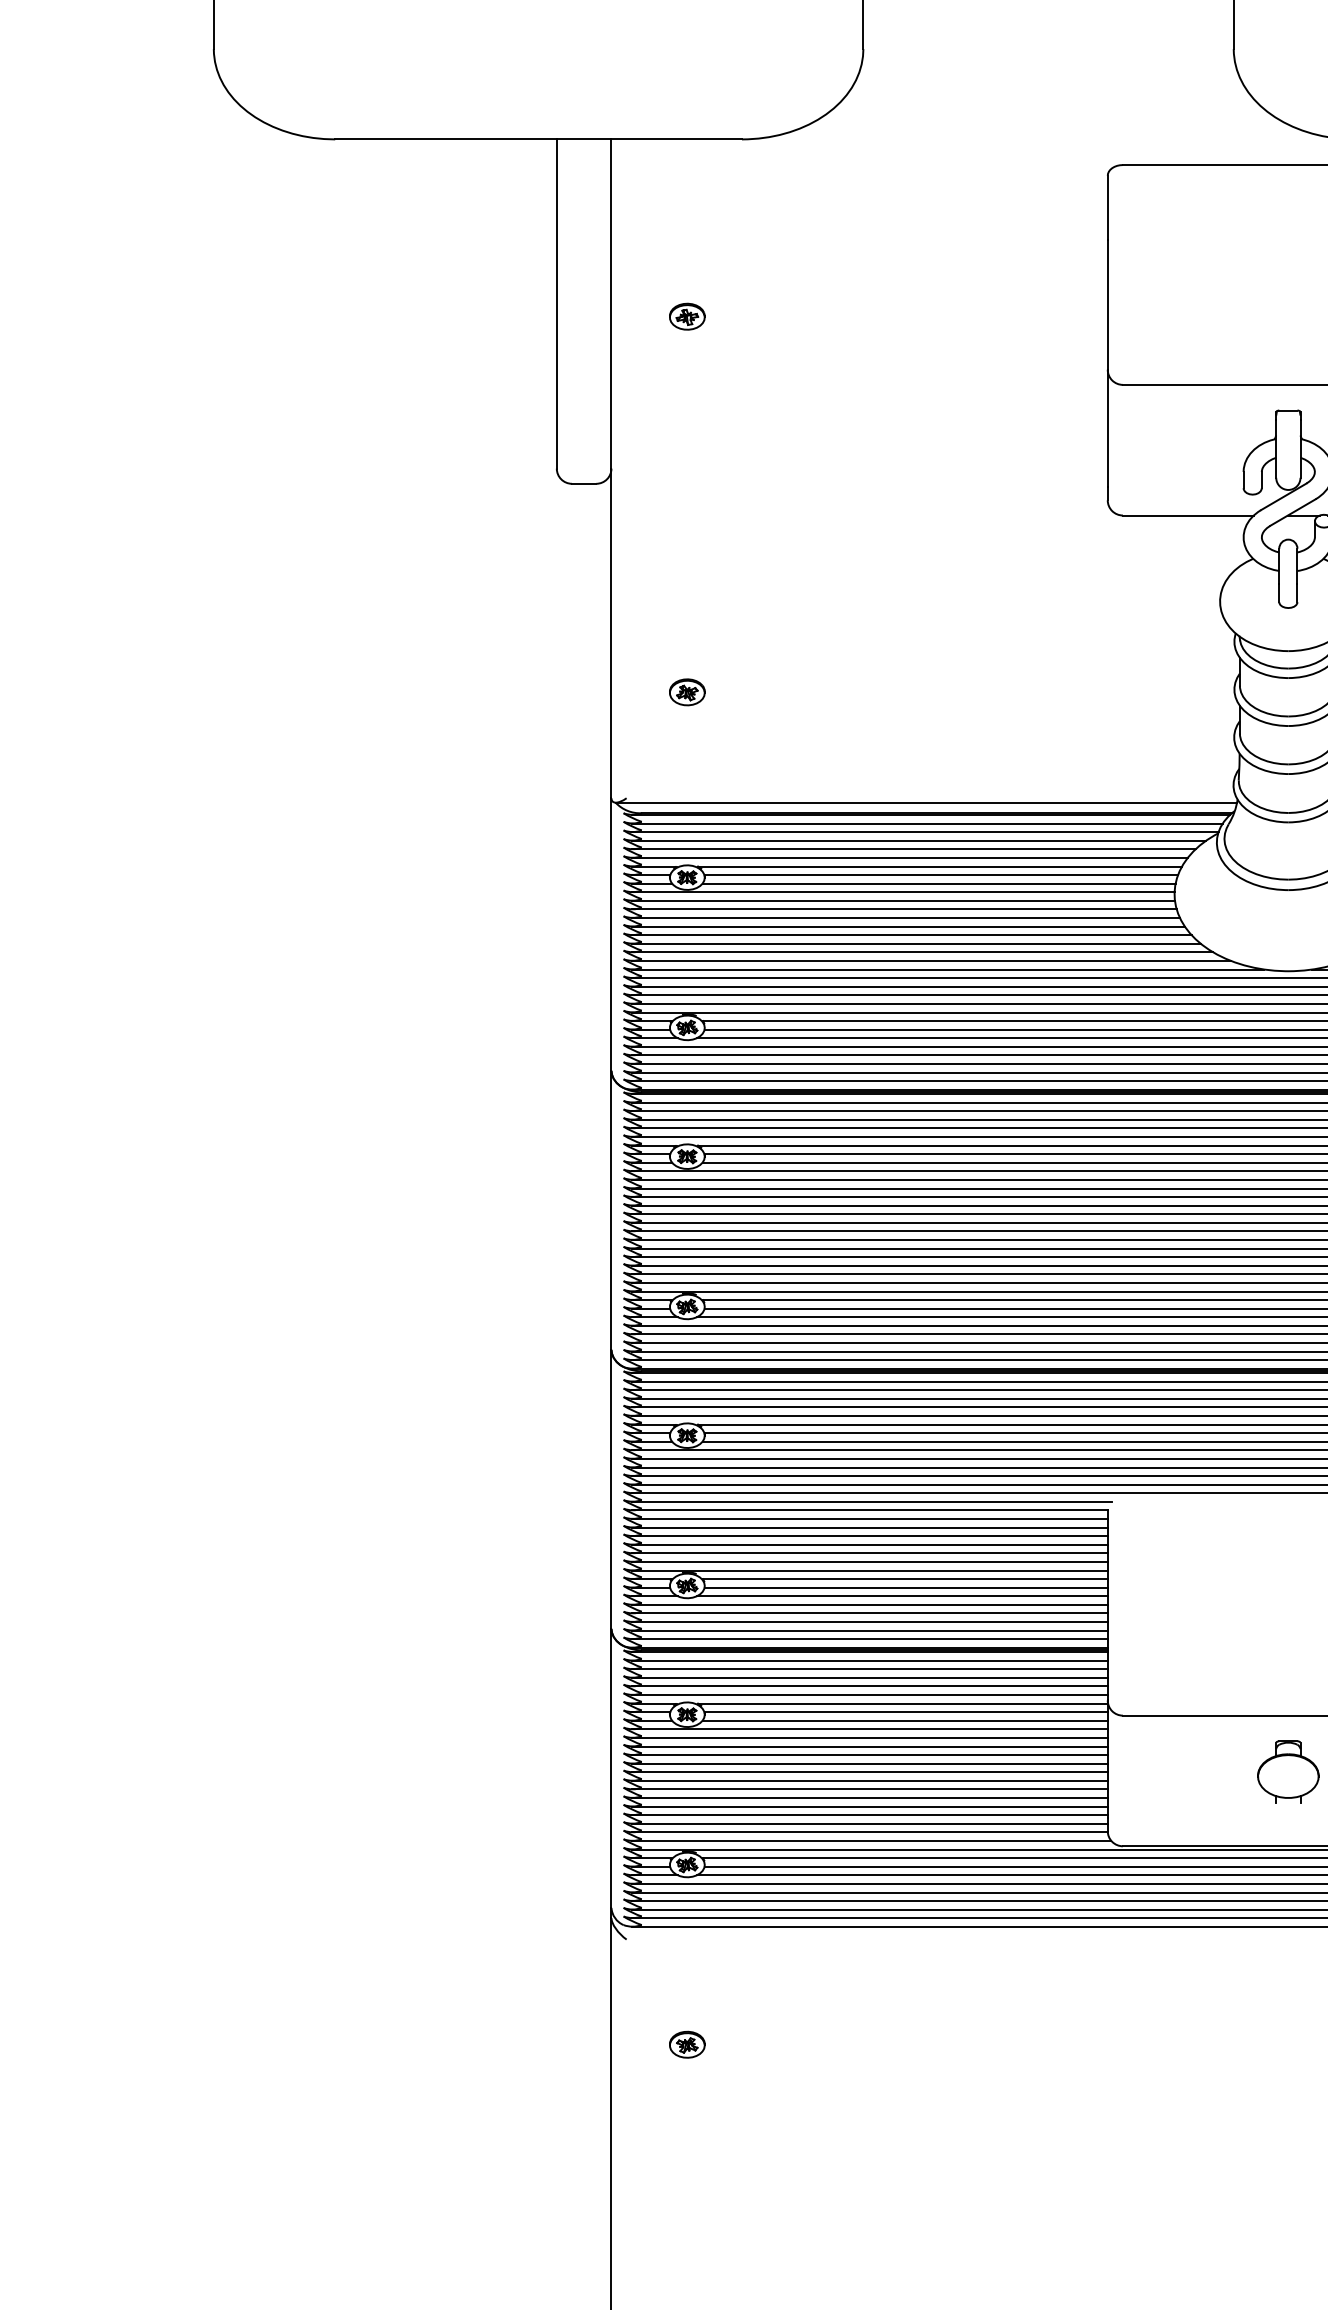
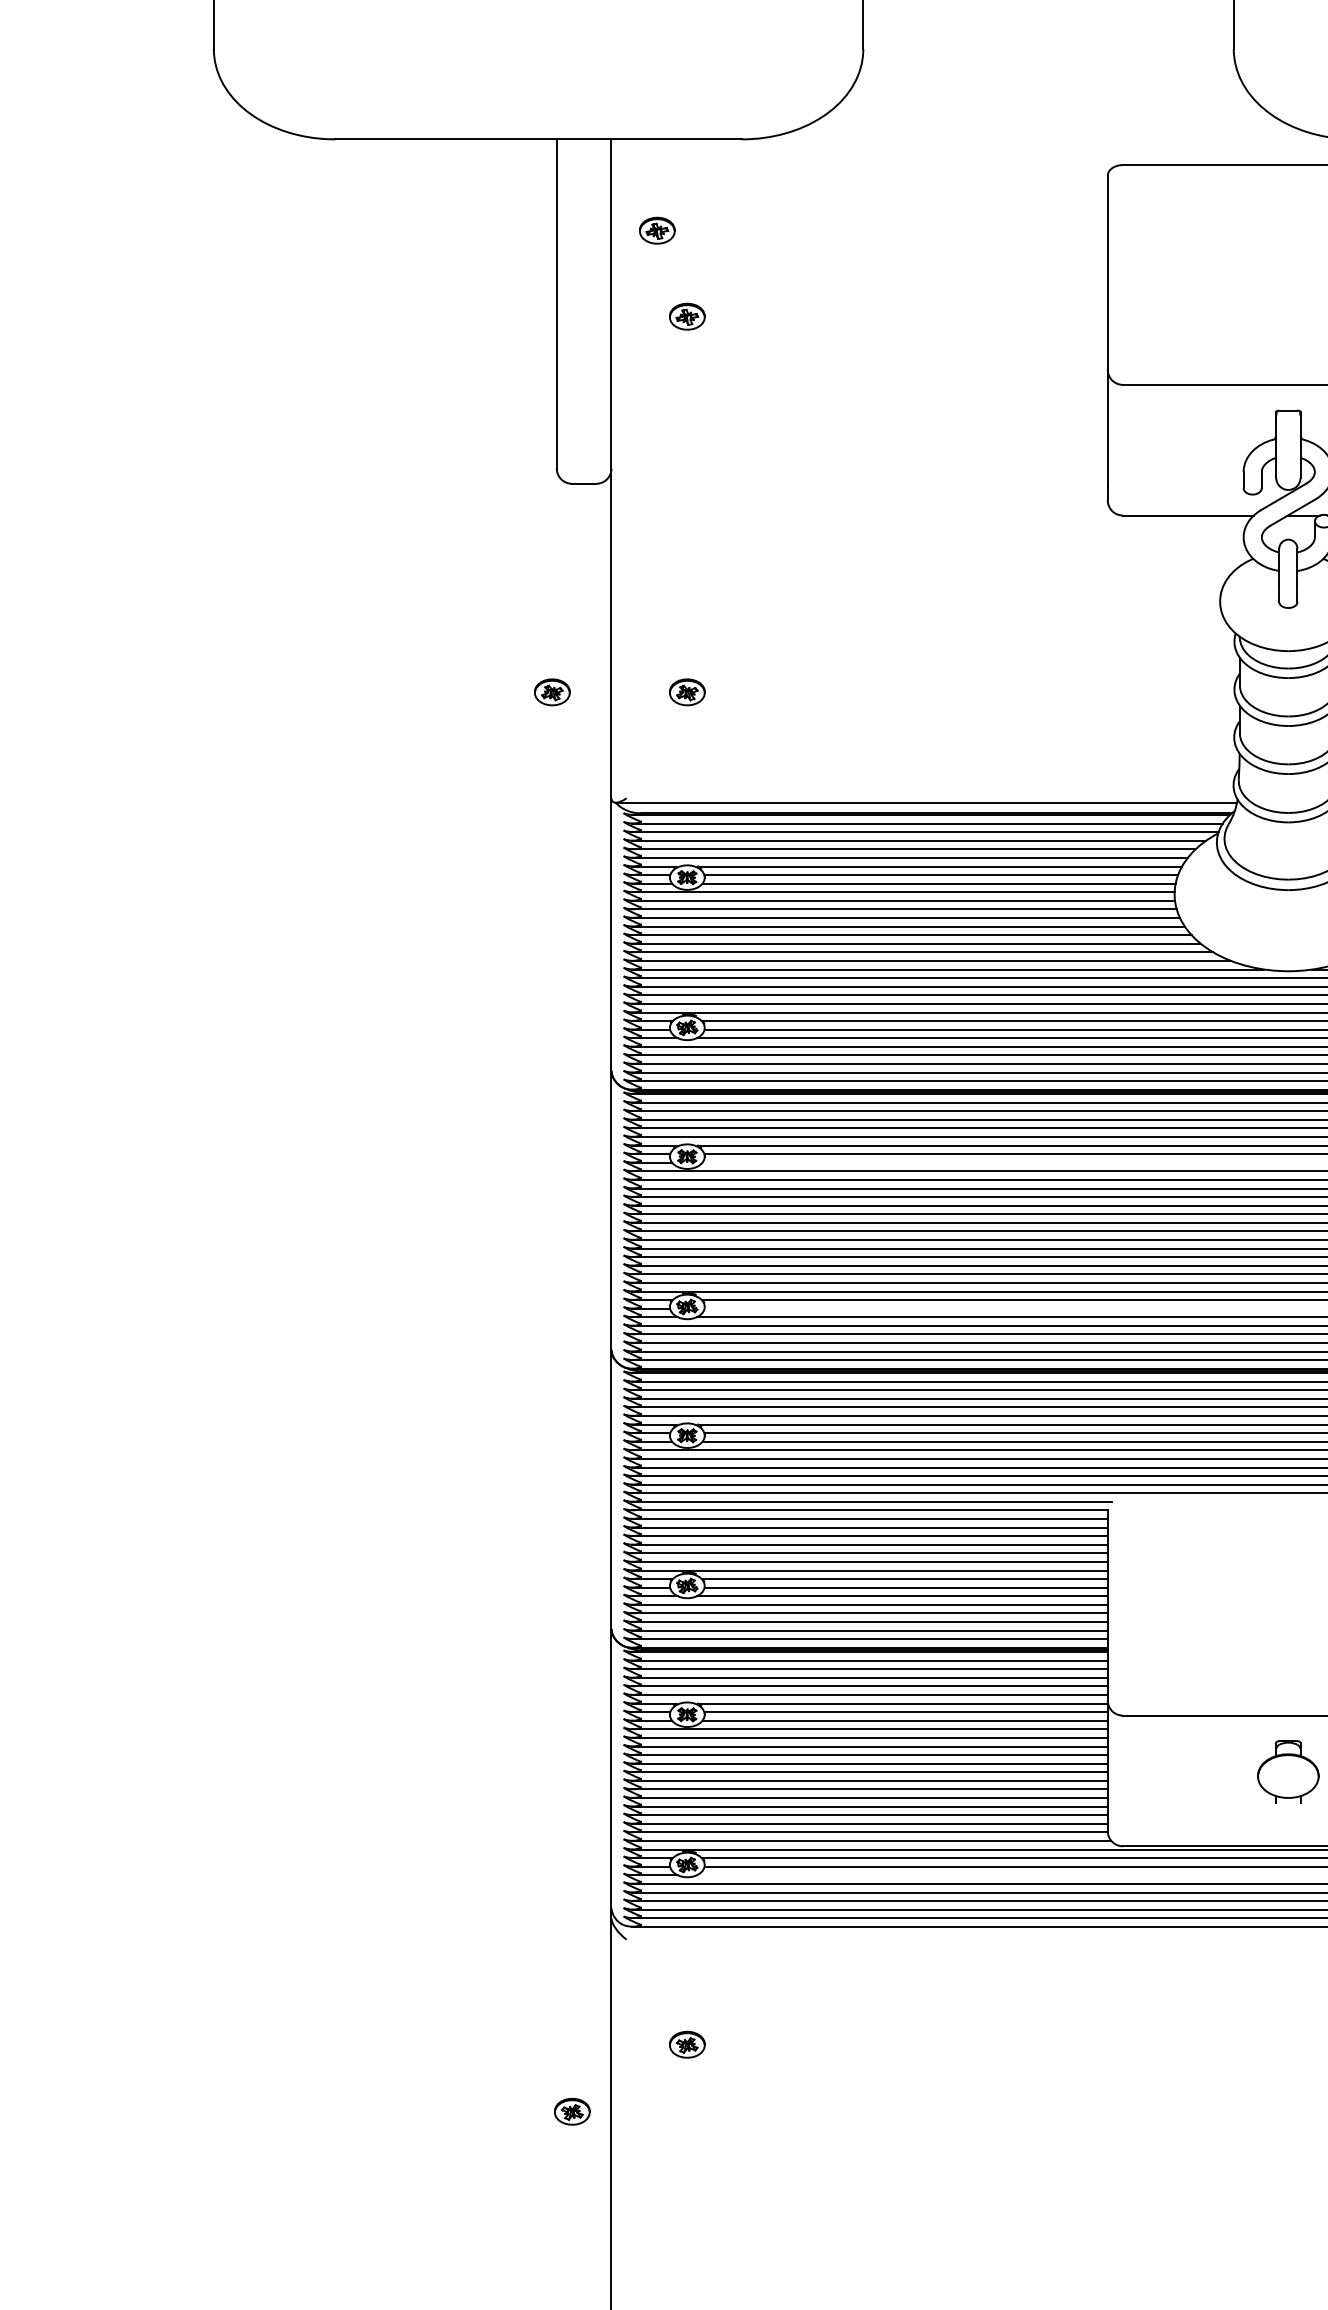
part: none -> present (657, 230)
part: none -> present (552, 692)
line: present -> none (1013, 1162)
line: present -> none (1014, 1308)
line: present -> none (1010, 1875)
part: none -> present (572, 2111)
